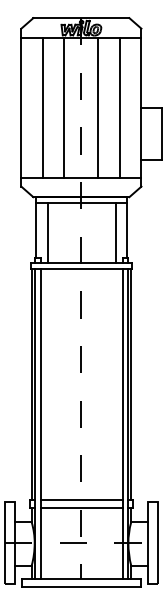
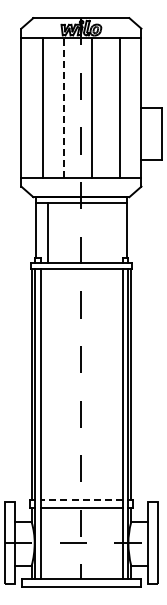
line: solid -> dashed (64, 107)
line position: (98, 107) -> (92, 107) (92, 107)
line: present -> none (115, 233)
line: solid -> dashed (81, 499)
